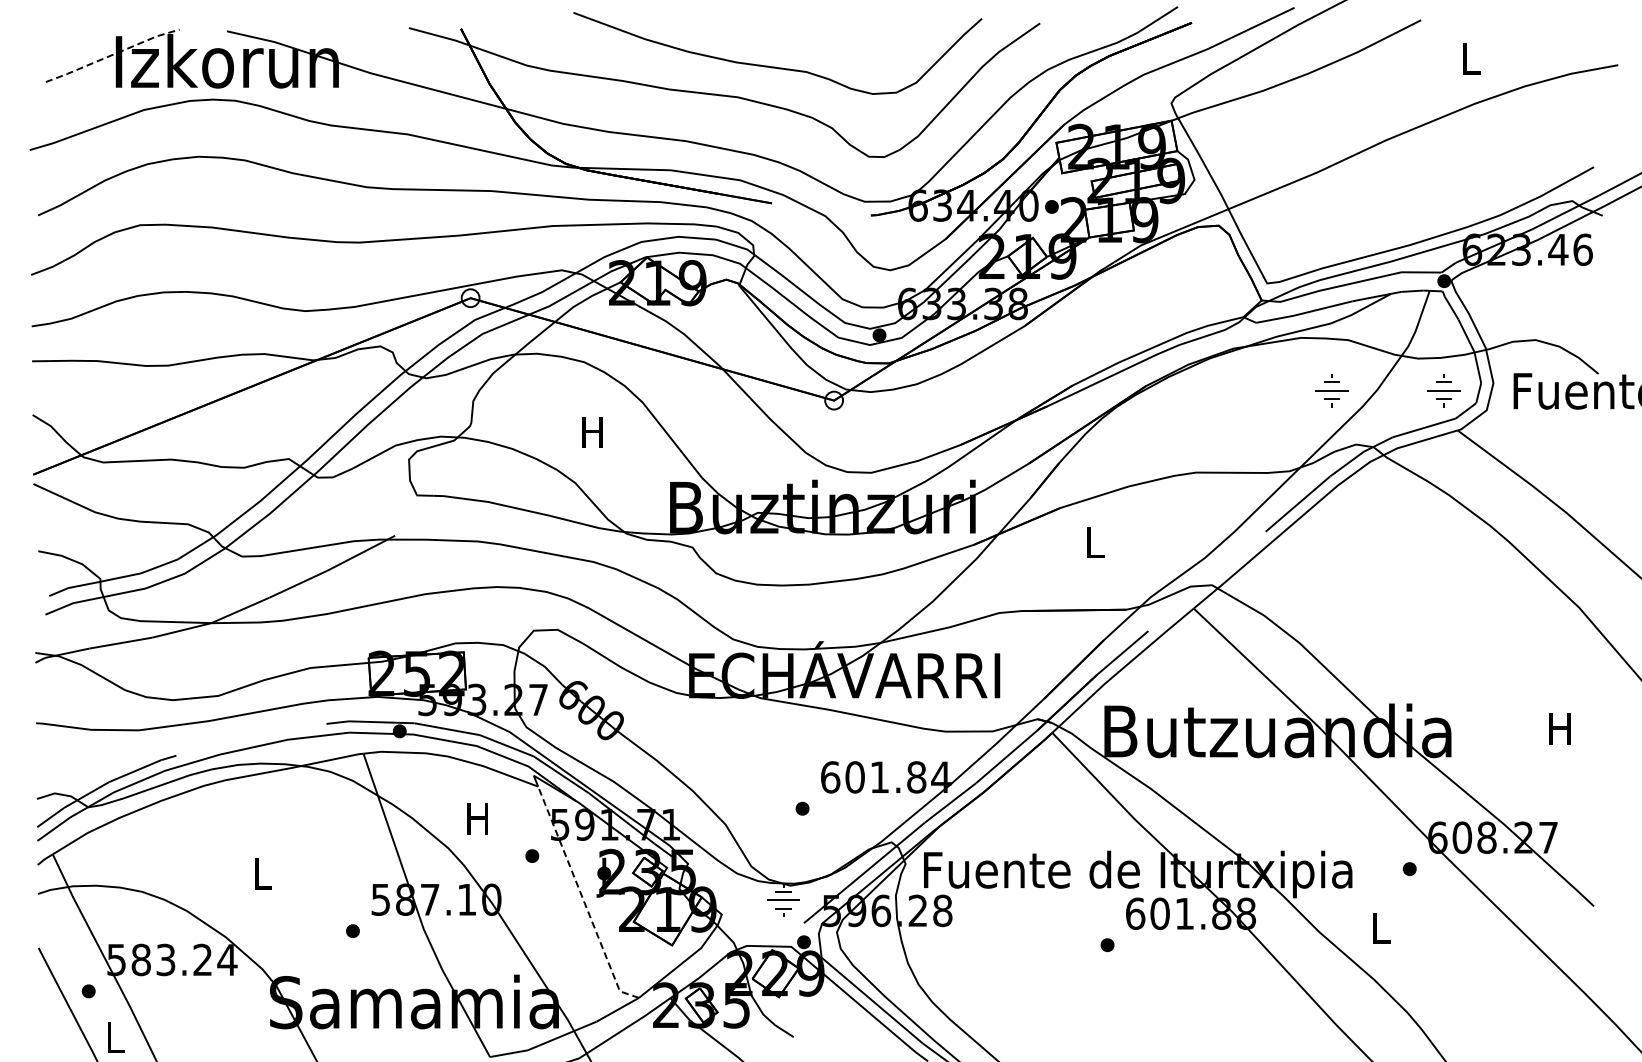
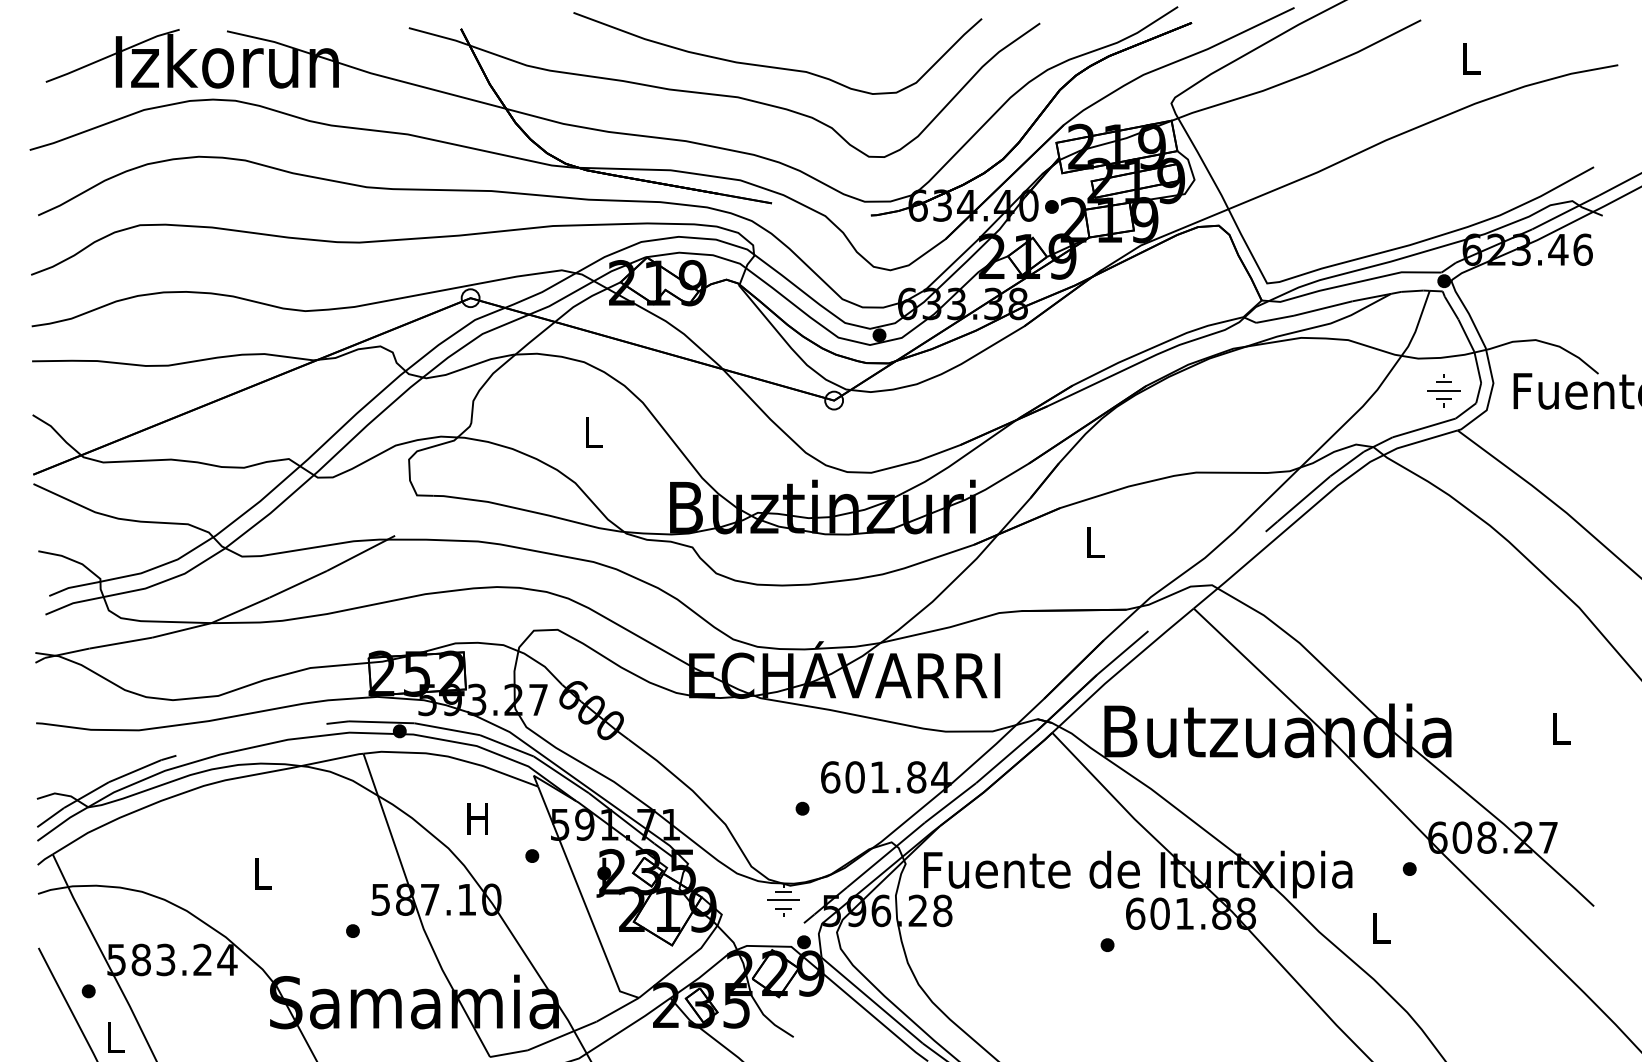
line: dashed -> solid (112, 55)
part: present -> none (1331, 390)
text: H -> L (592, 432)
text: H -> L (1559, 728)
line: dashed -> solid (582, 898)
